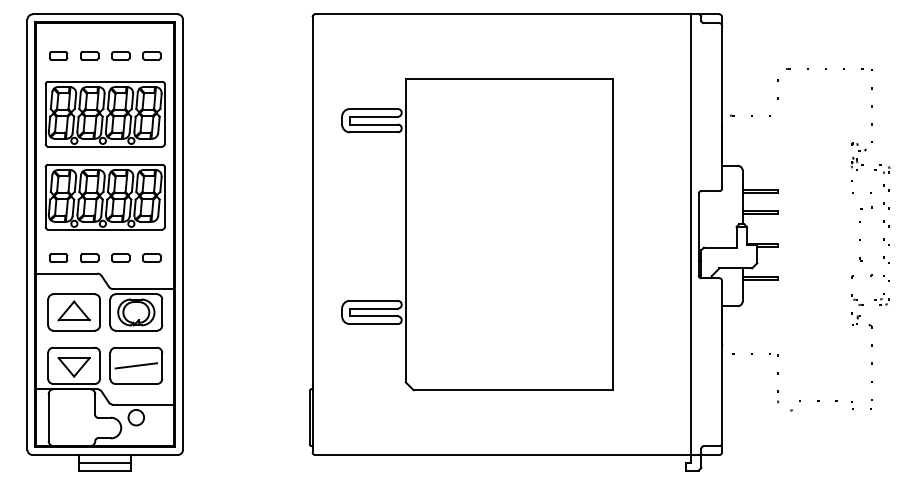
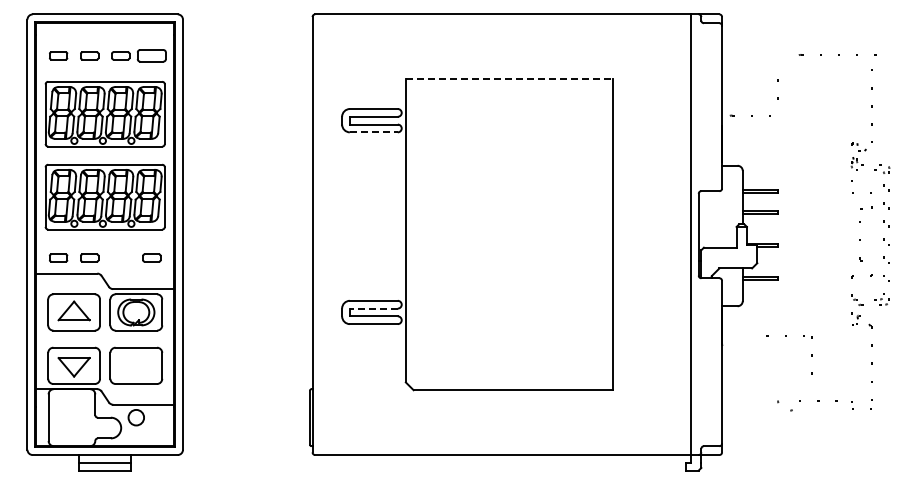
part size: 20x10 px -> 31x14 px (151, 55)
part position: (824, 68) -> (837, 54) (837, 54)
line: solid -> dashed (509, 79)
line: solid -> dashed (373, 132)
part: present -> none (120, 257)
line: solid -> dashed (373, 308)
part position: (752, 354) -> (786, 336) (786, 336)
line: present -> none (136, 365)
